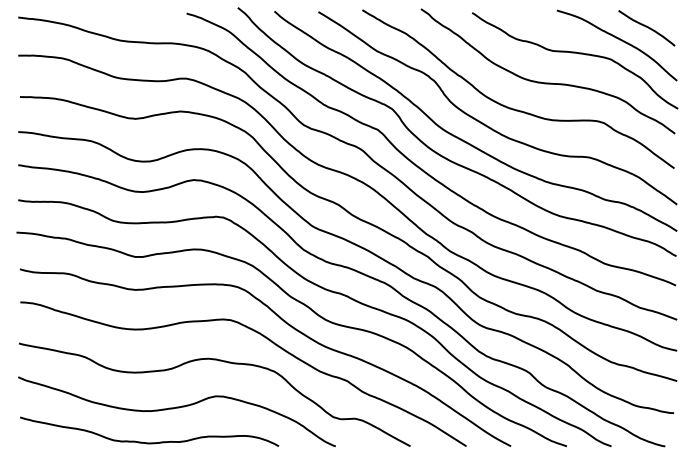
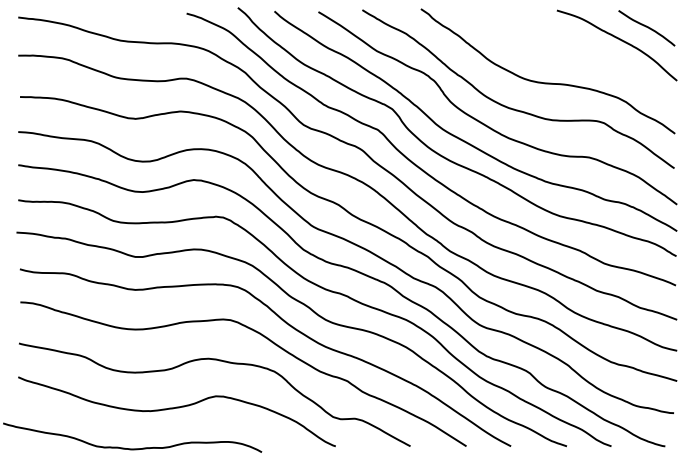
curve: present -> none (575, 53)
curve position: (149, 442) -> (132, 448) (132, 448)
